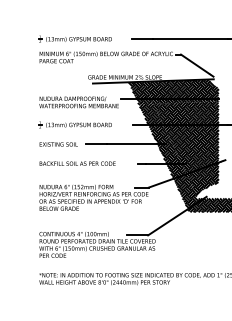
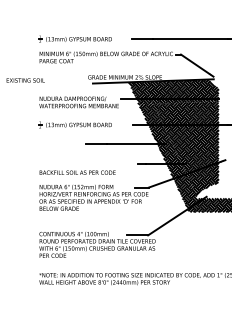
text position: (58, 144) -> (25, 80) (25, 80)
text position: (77, 163) -> (77, 172) (77, 172)
